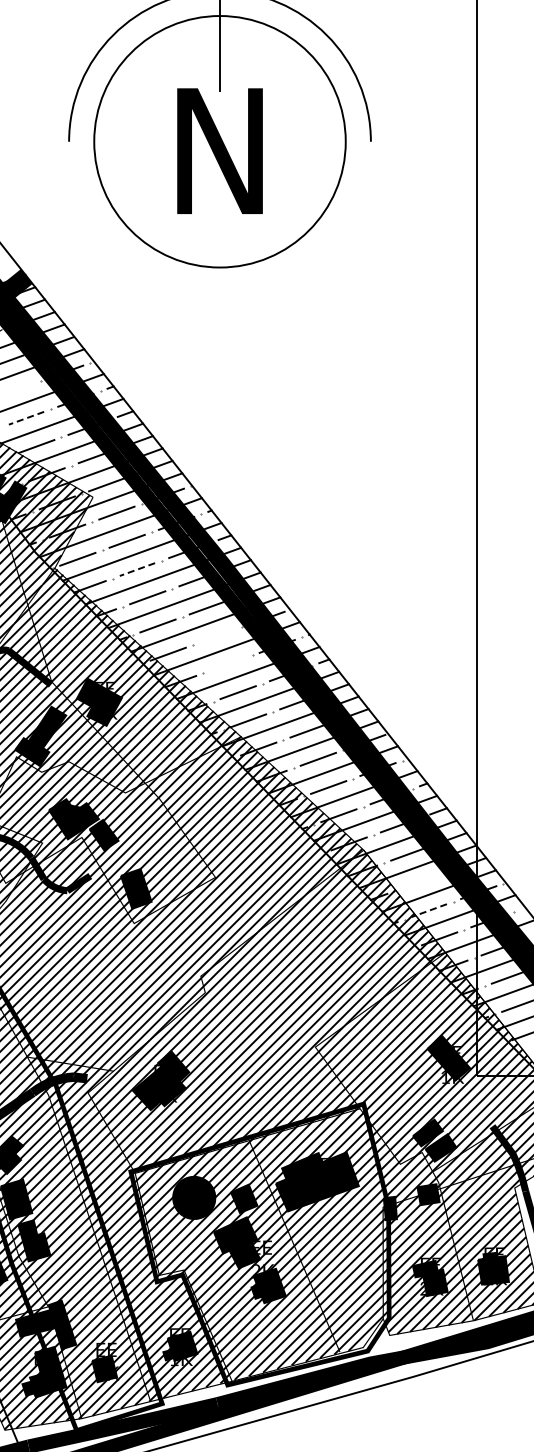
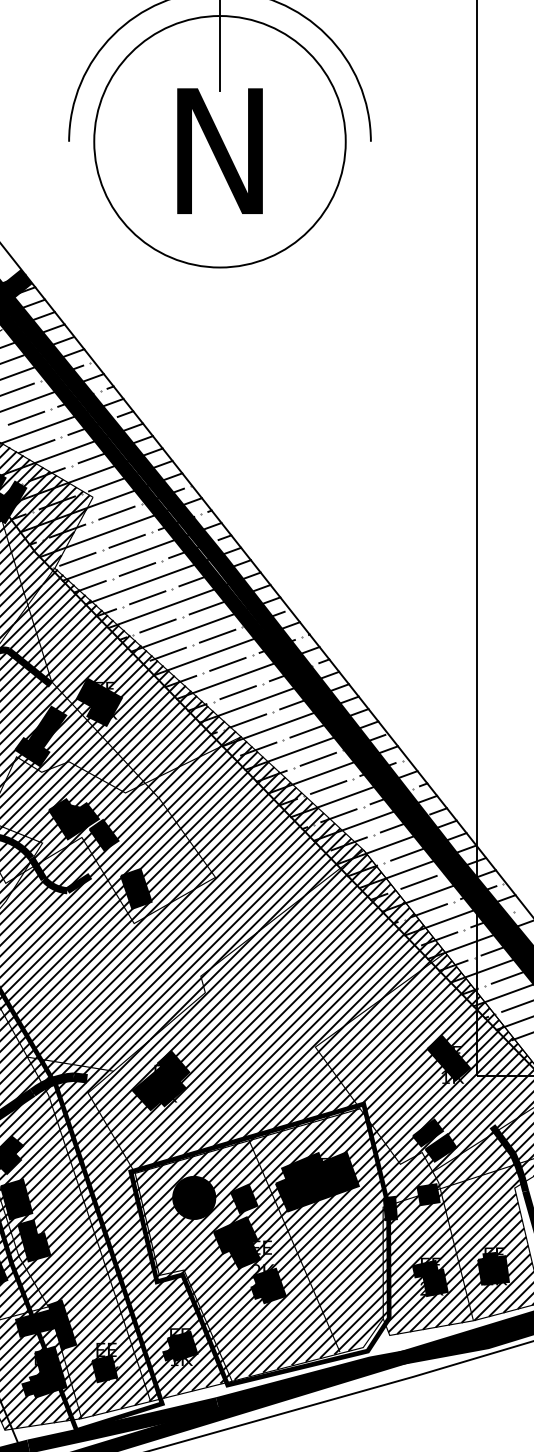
line: none -> present (17, 389)
line: dashed -> solid (26, 418)
line: dashed -> solid (137, 569)
line: none -> present (217, 635)
line: none -> present (227, 663)
line: none -> present (418, 881)
line: dashed -> solid (429, 910)
